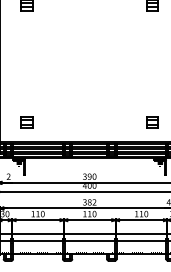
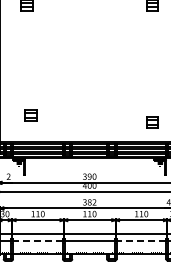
part position: (26, 122) -> (30, 115) (30, 115)
line: solid -> dashed (38, 241)
line: solid -> dashed (141, 241)
